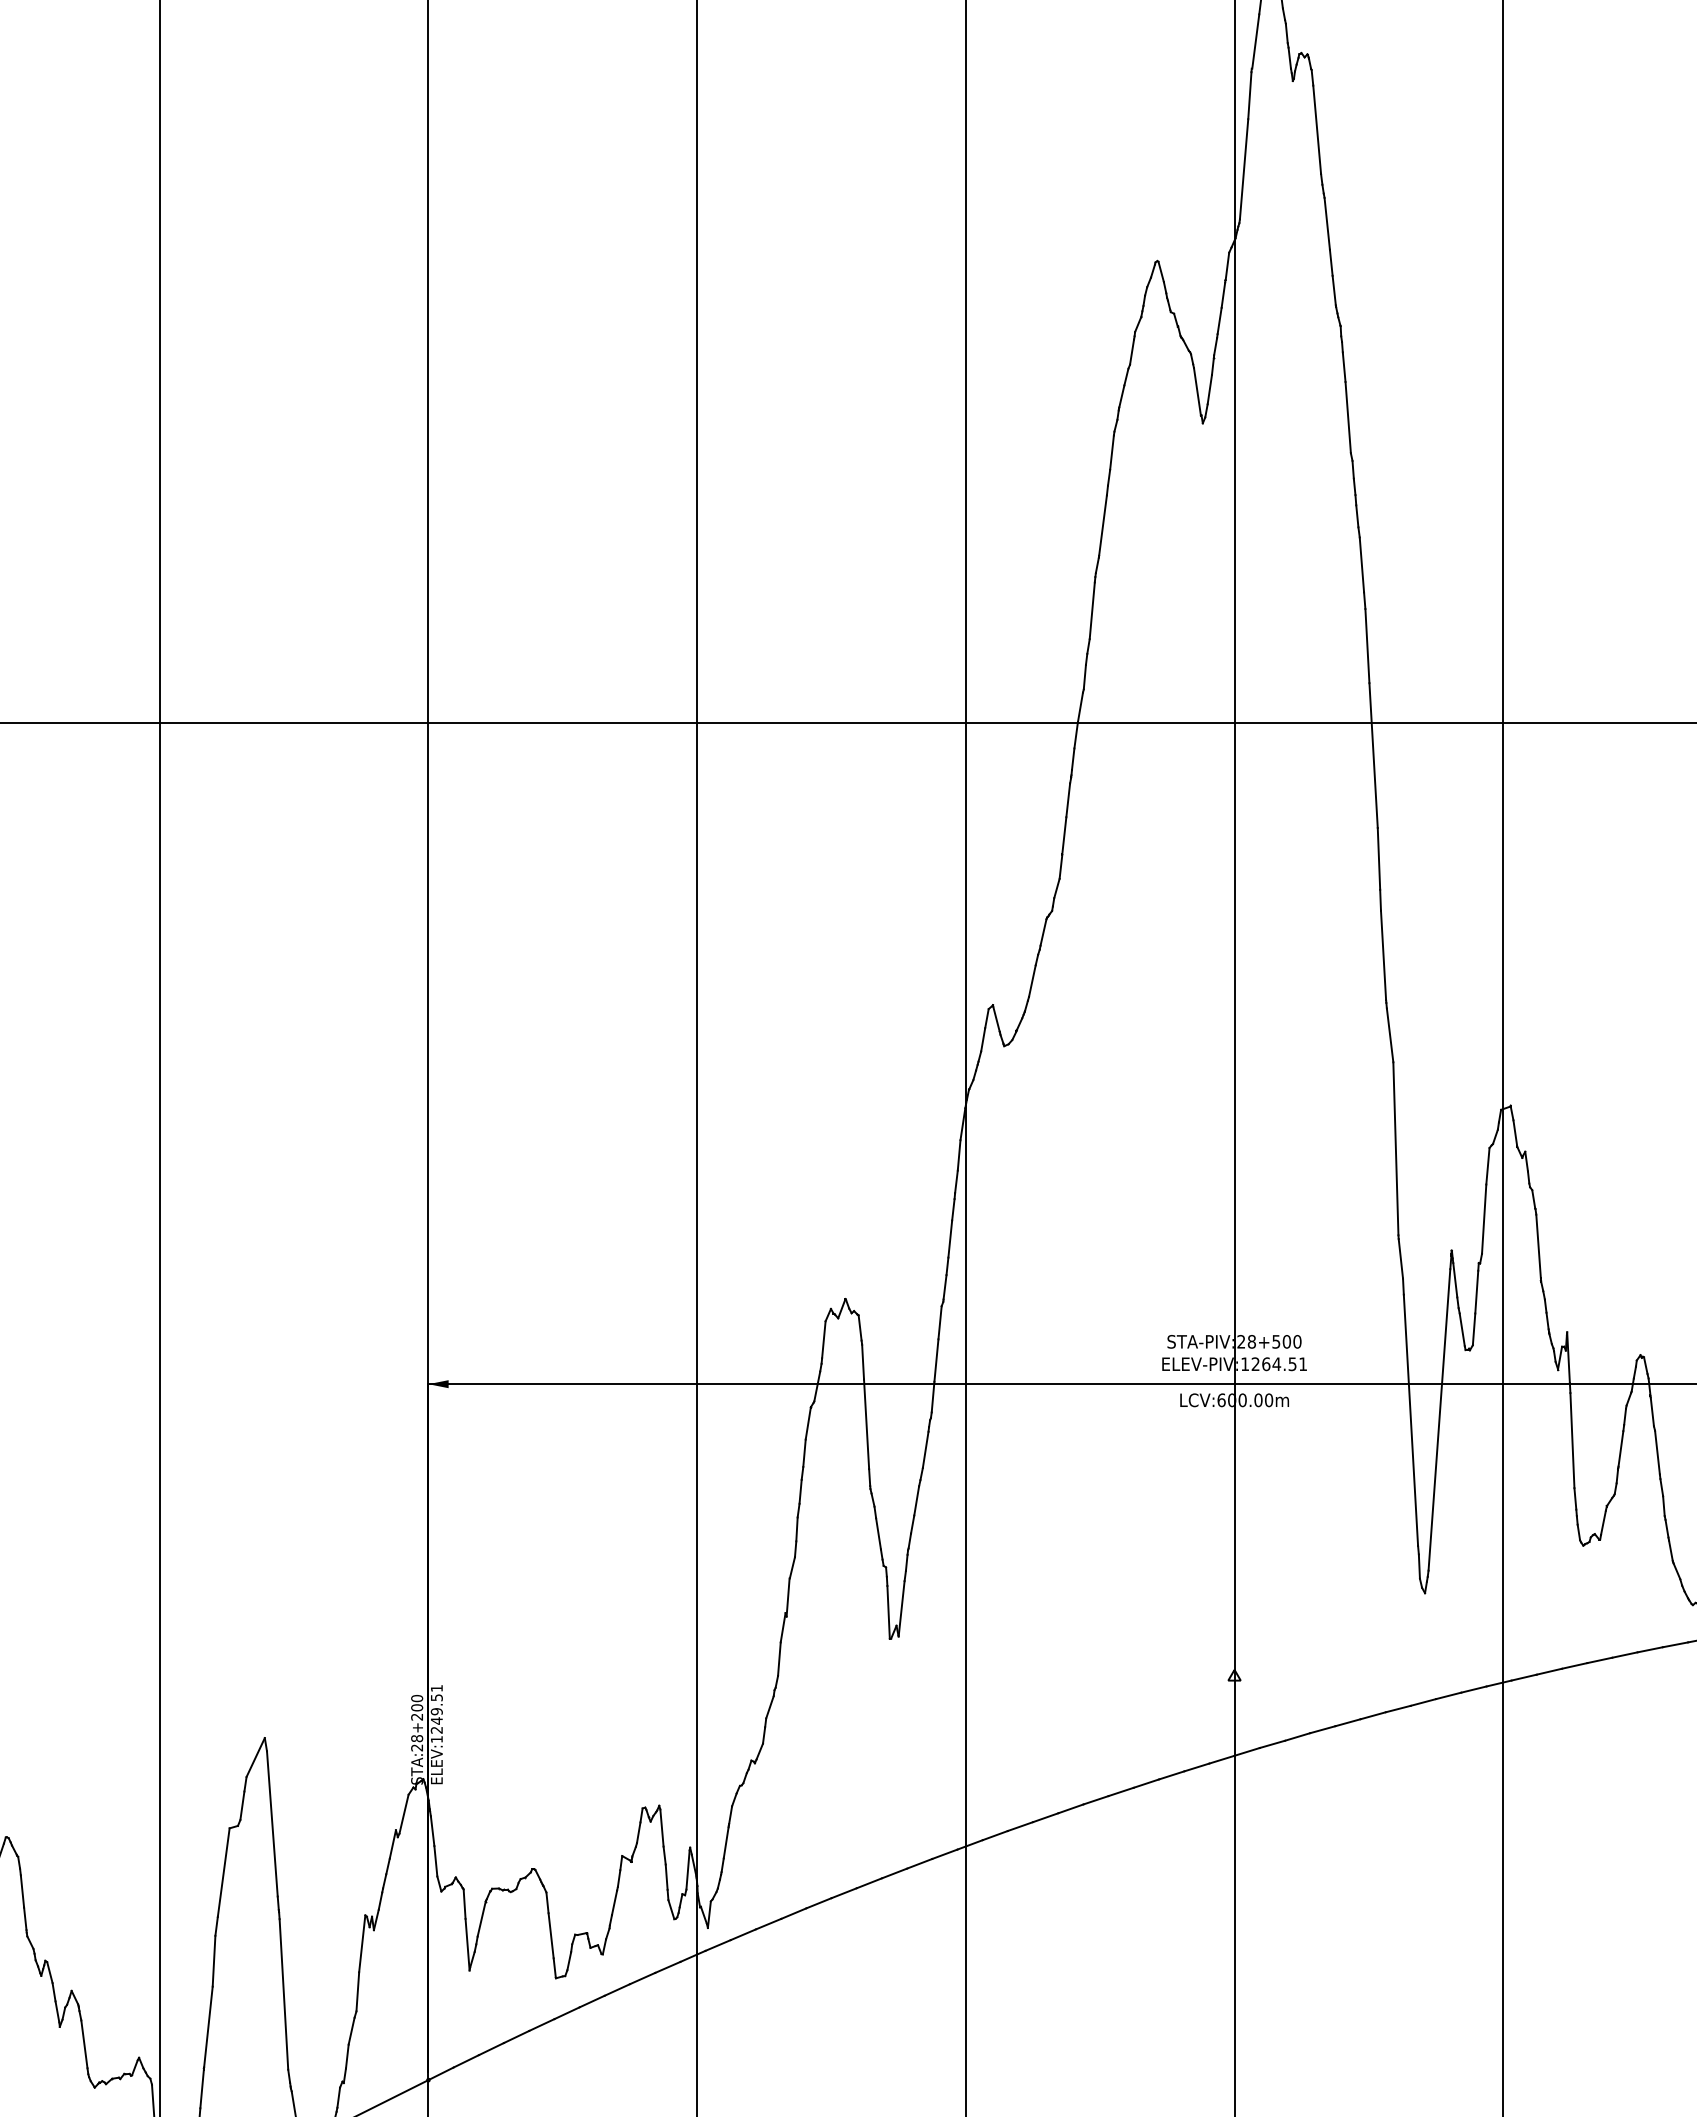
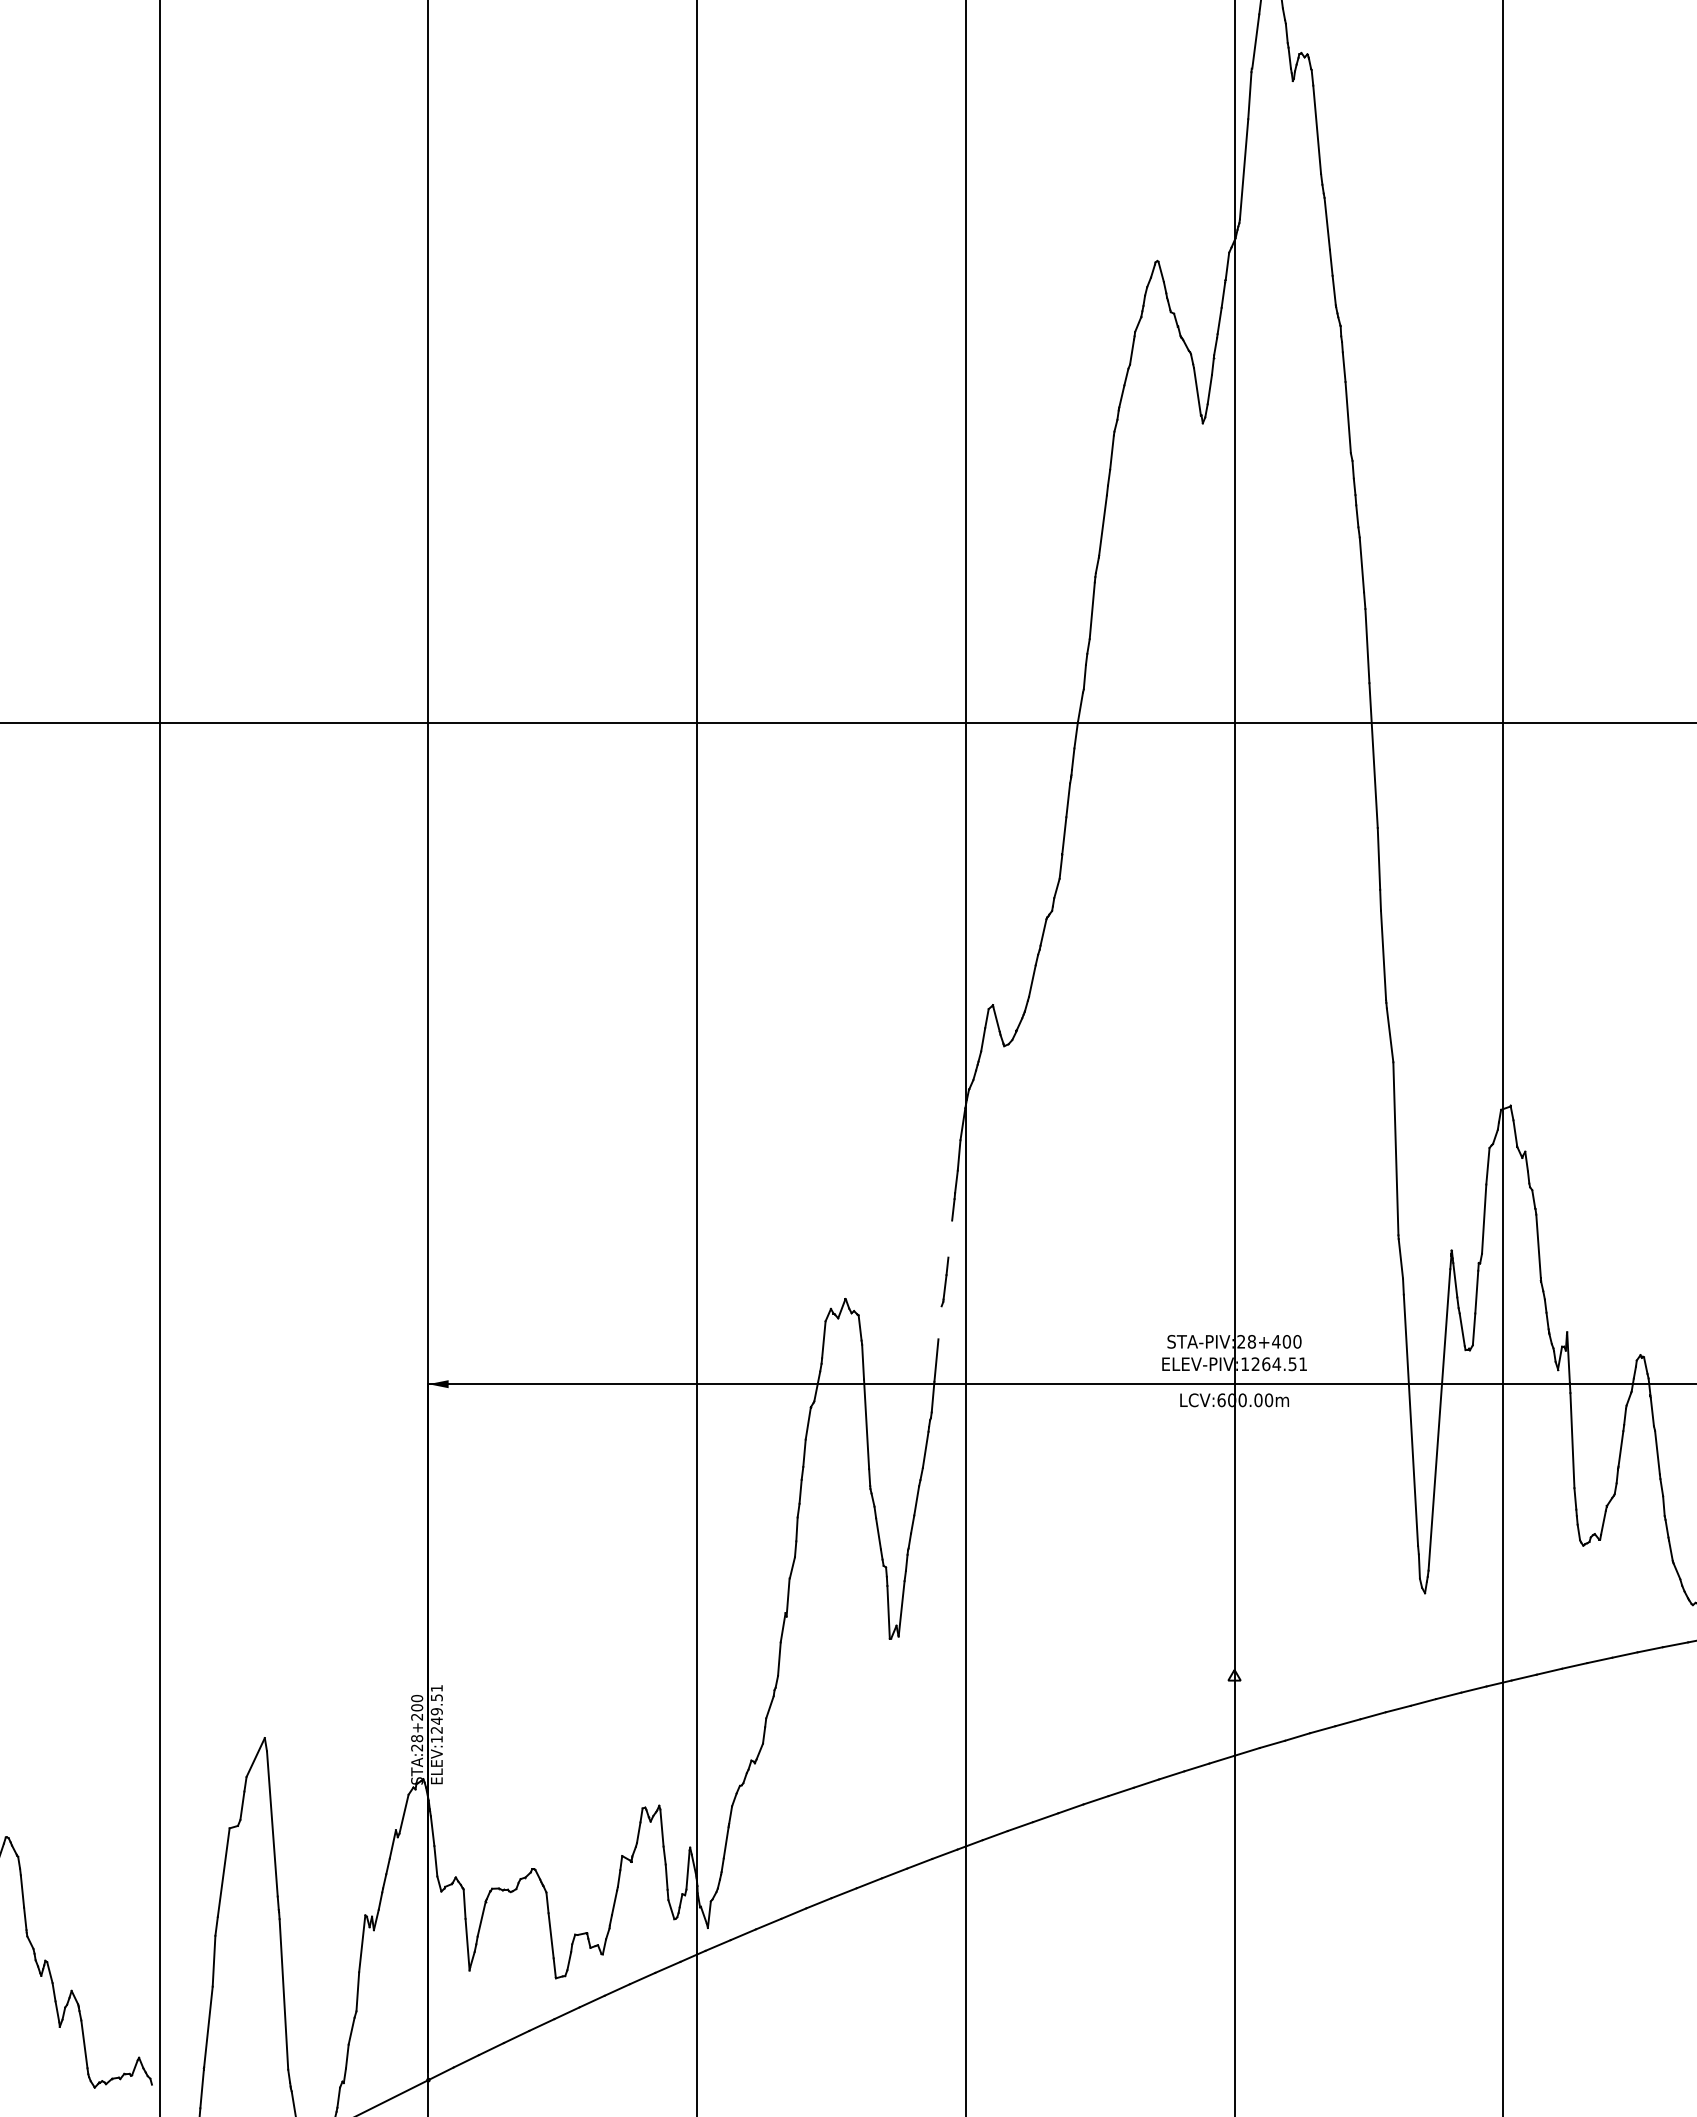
line: present -> none (950, 1238)
line: present -> none (939, 1322)
text: STA-PIV:28+500 -> STA-PIV:28+400 (1276, 1341)
line: present -> none (152, 2098)
